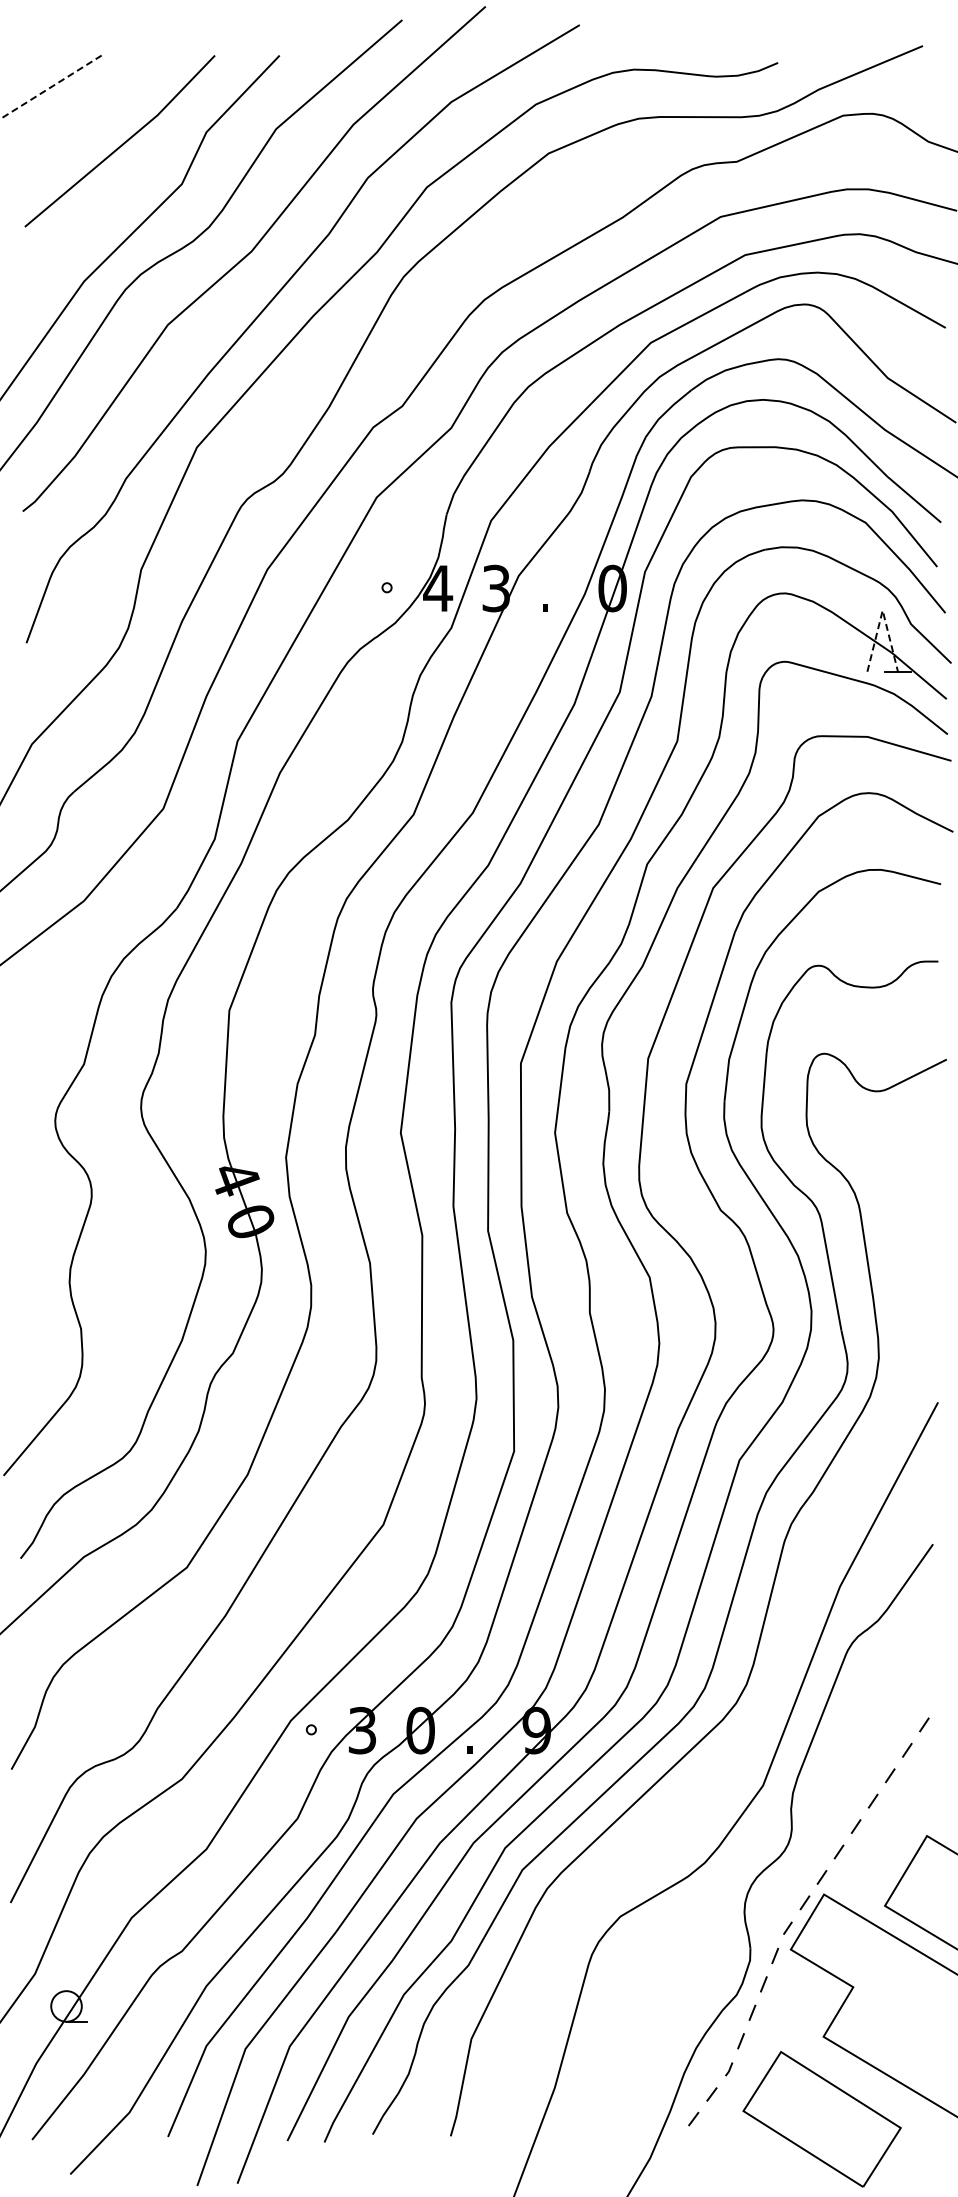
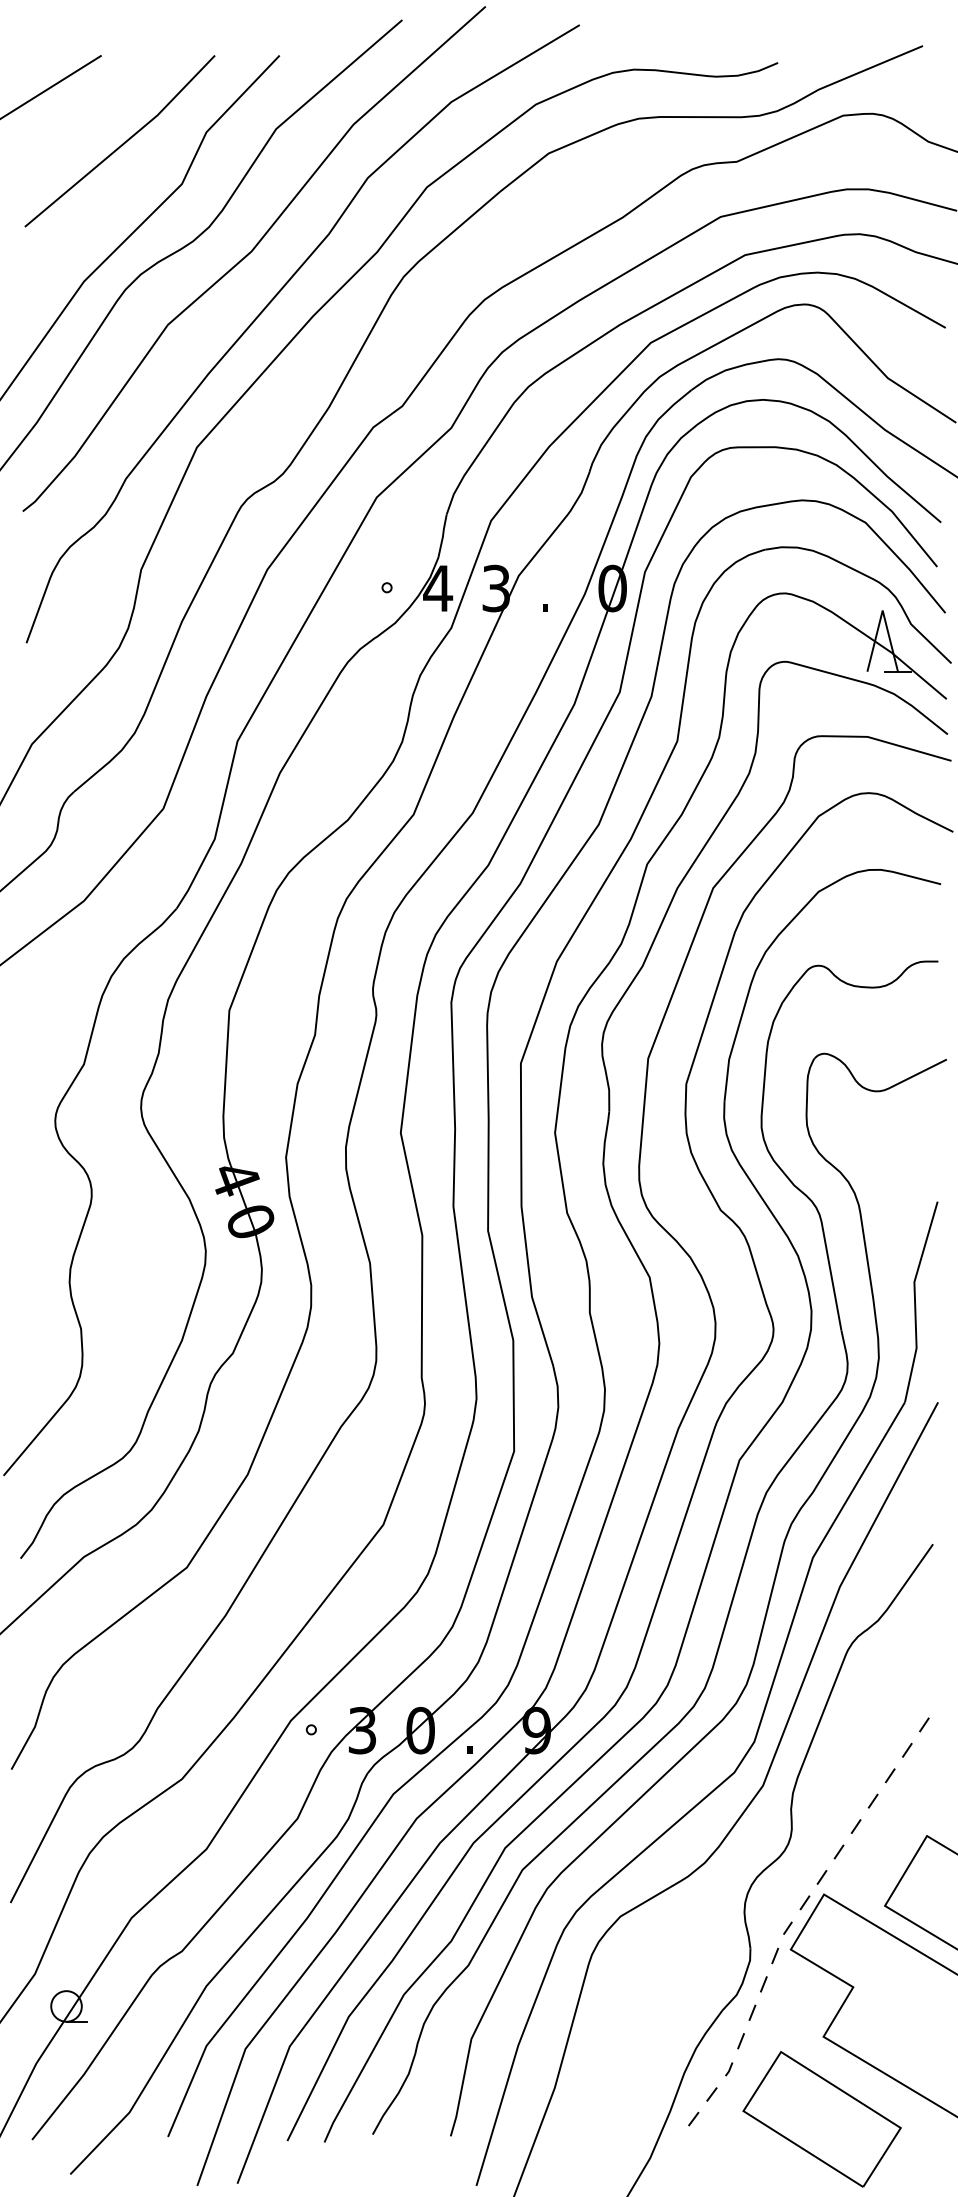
line: dashed -> solid (51, 87)
line: dashed -> solid (882, 610)
part: none -> present (762, 1712)
